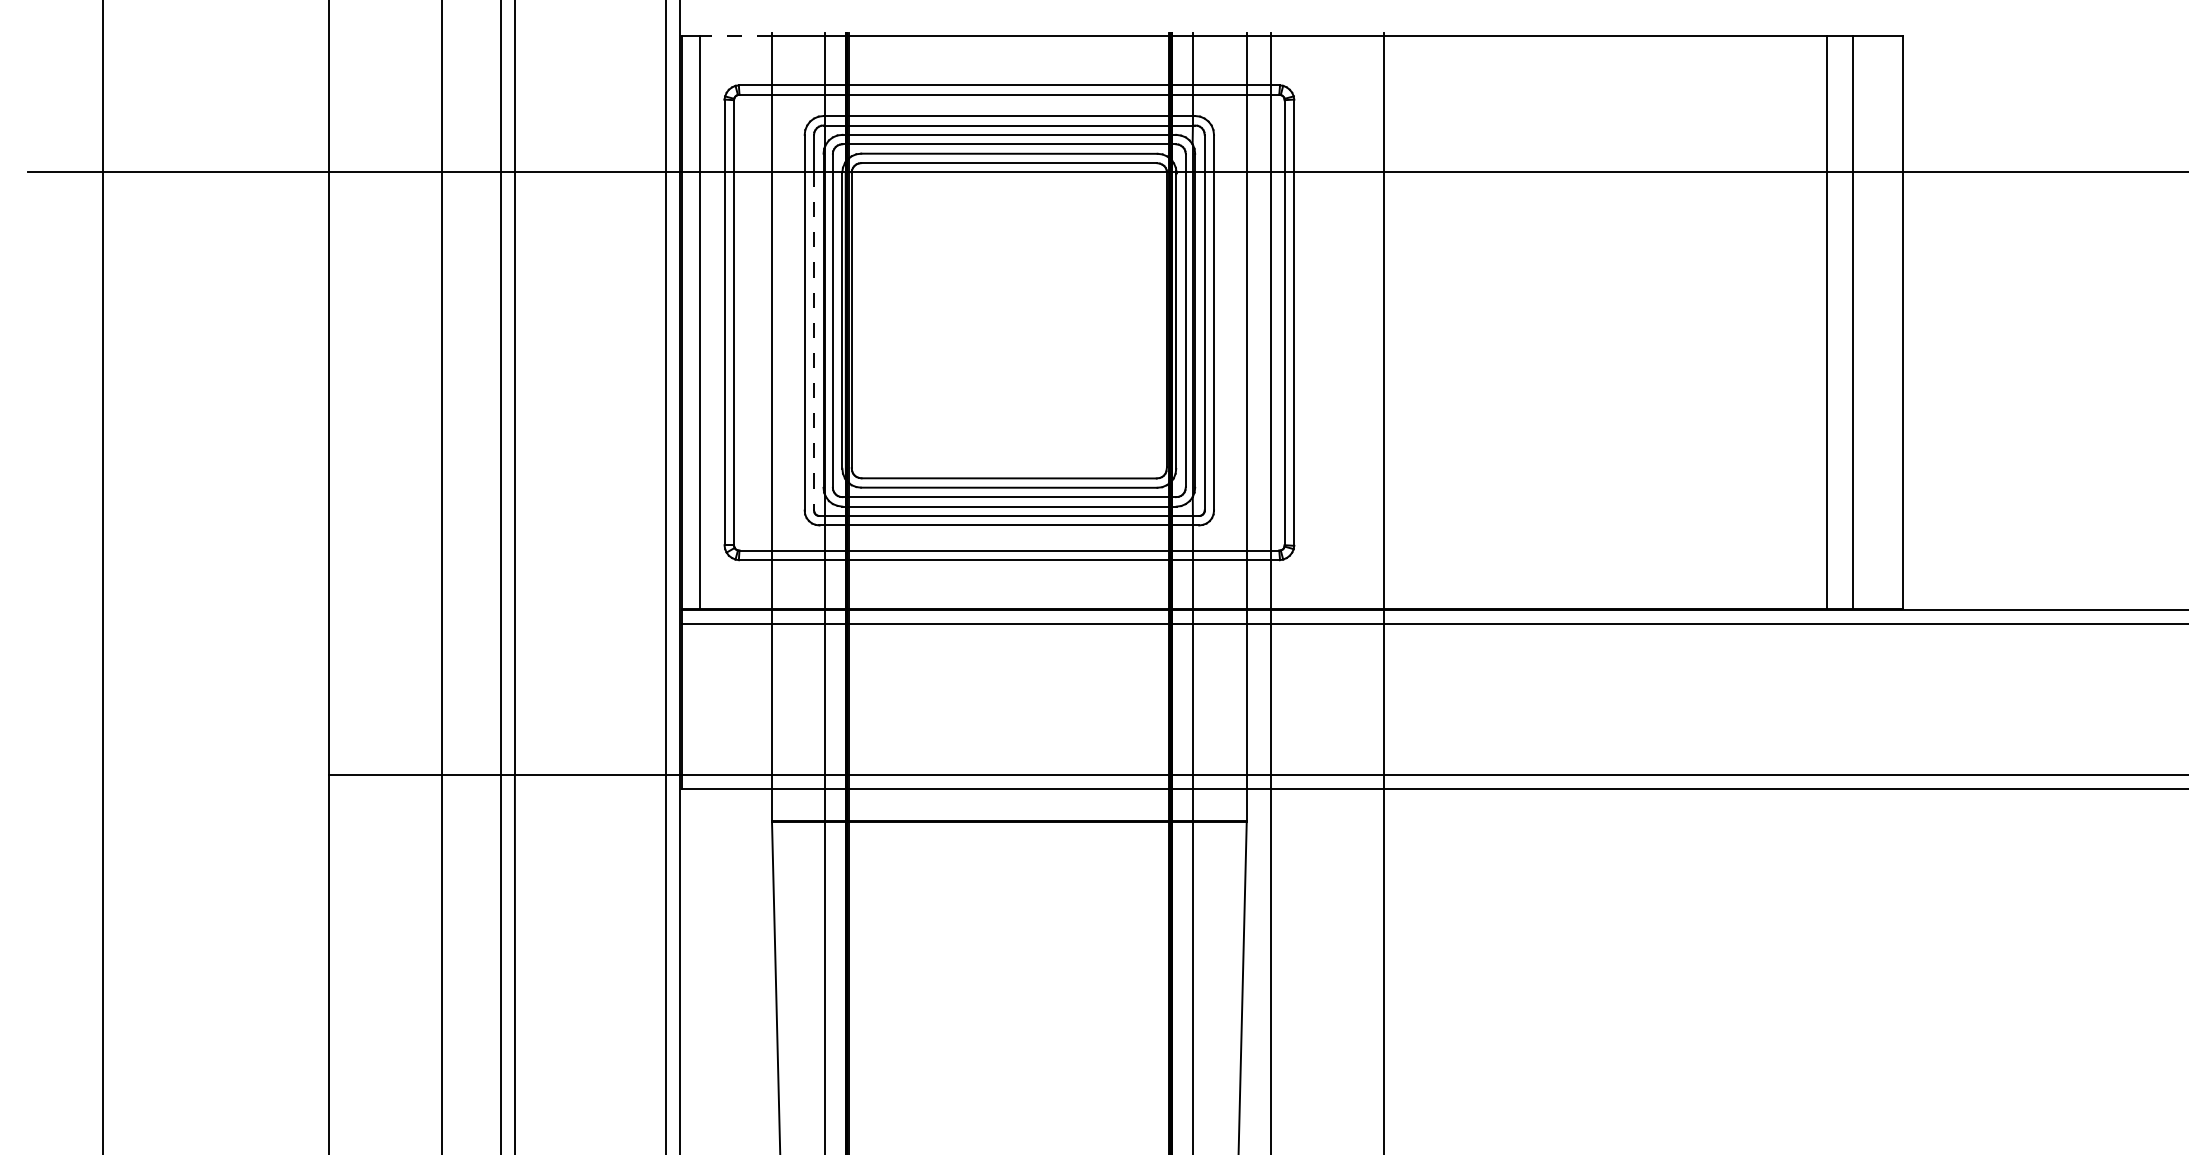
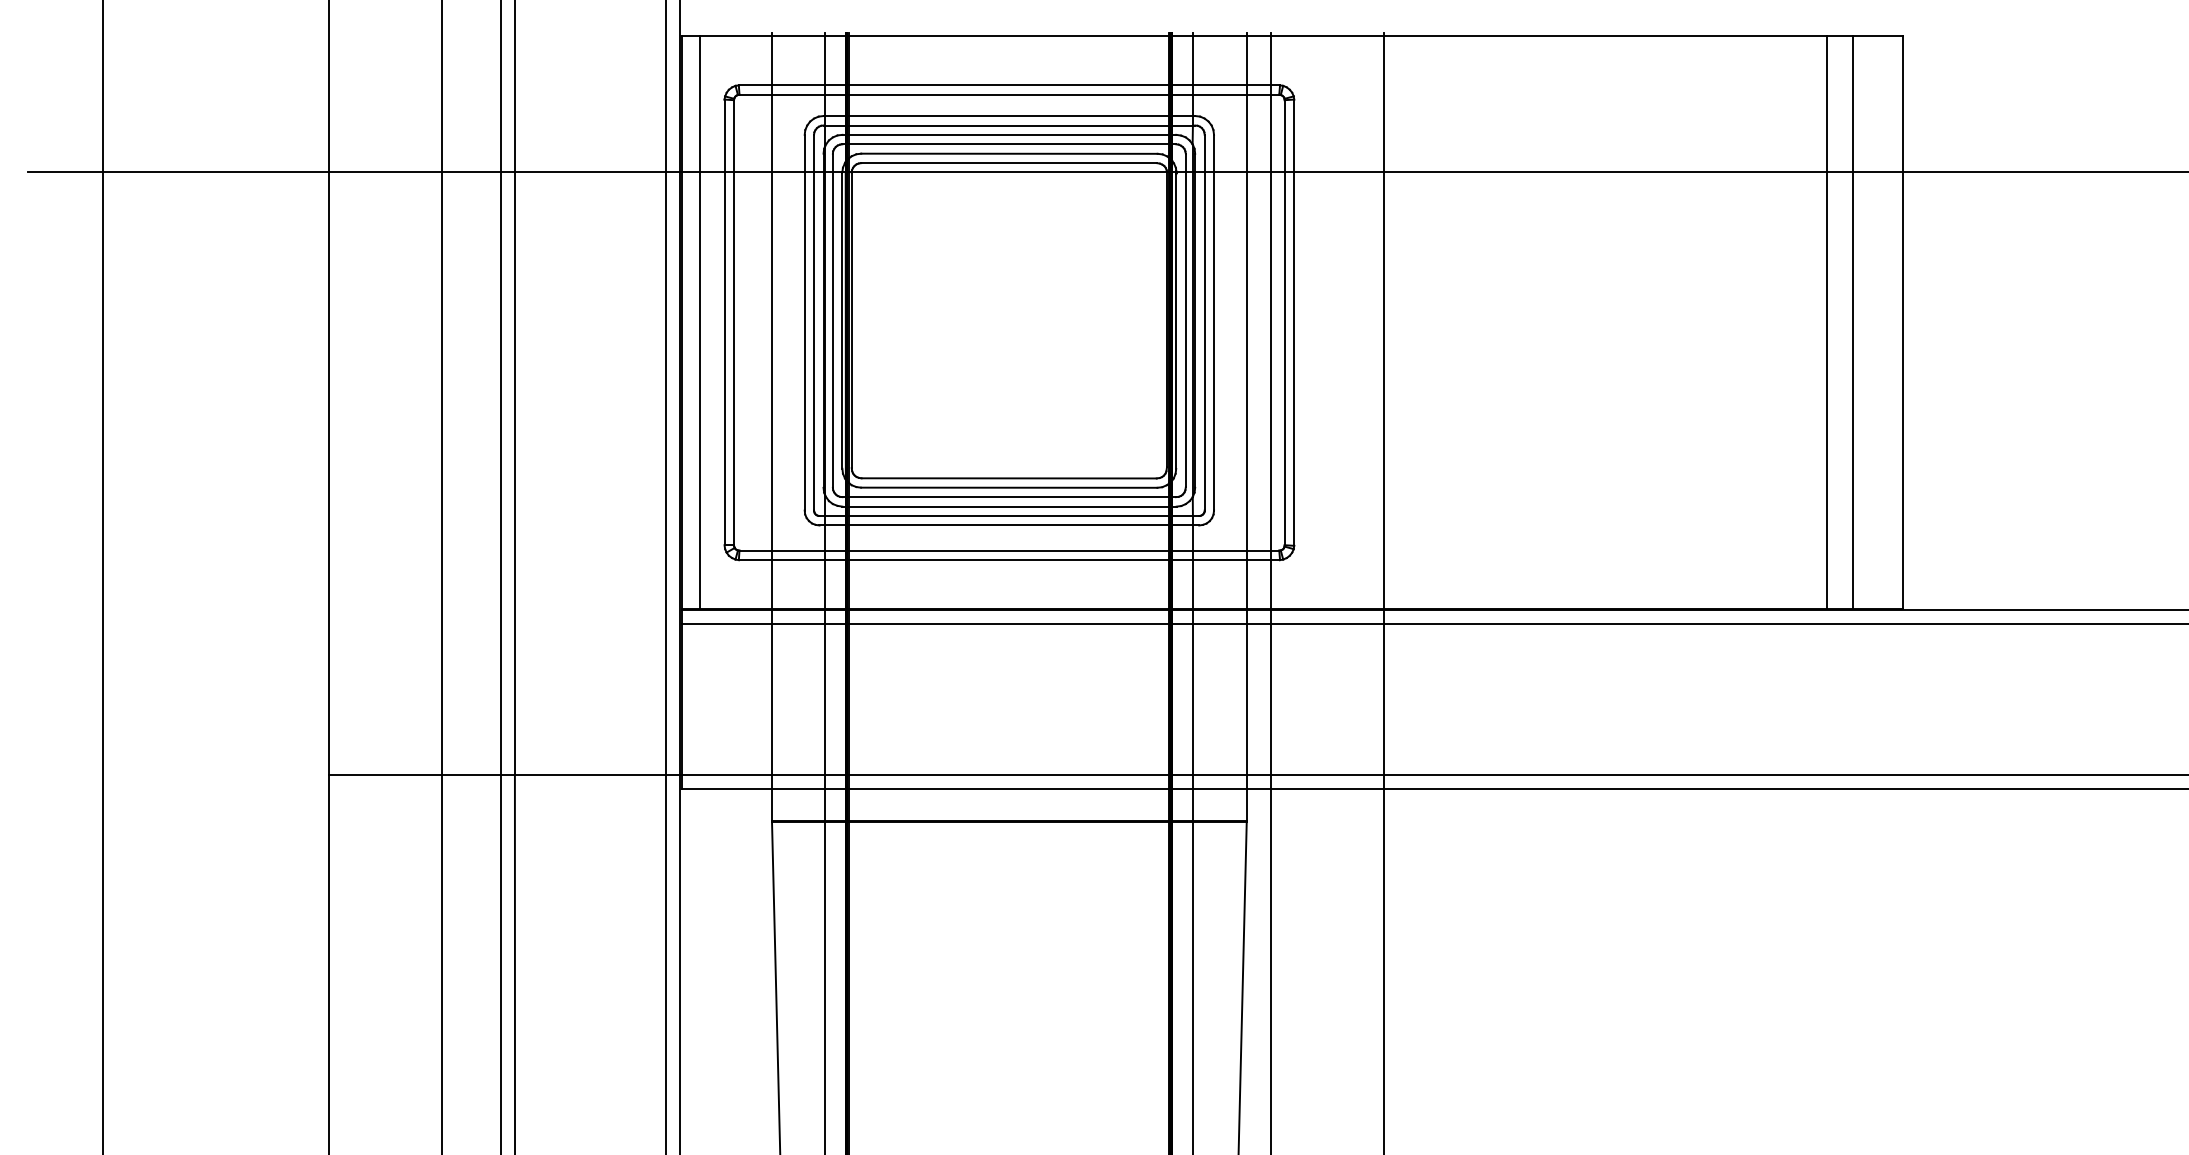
line: dashed -> solid (736, 36)
line: dashed -> solid (814, 341)
